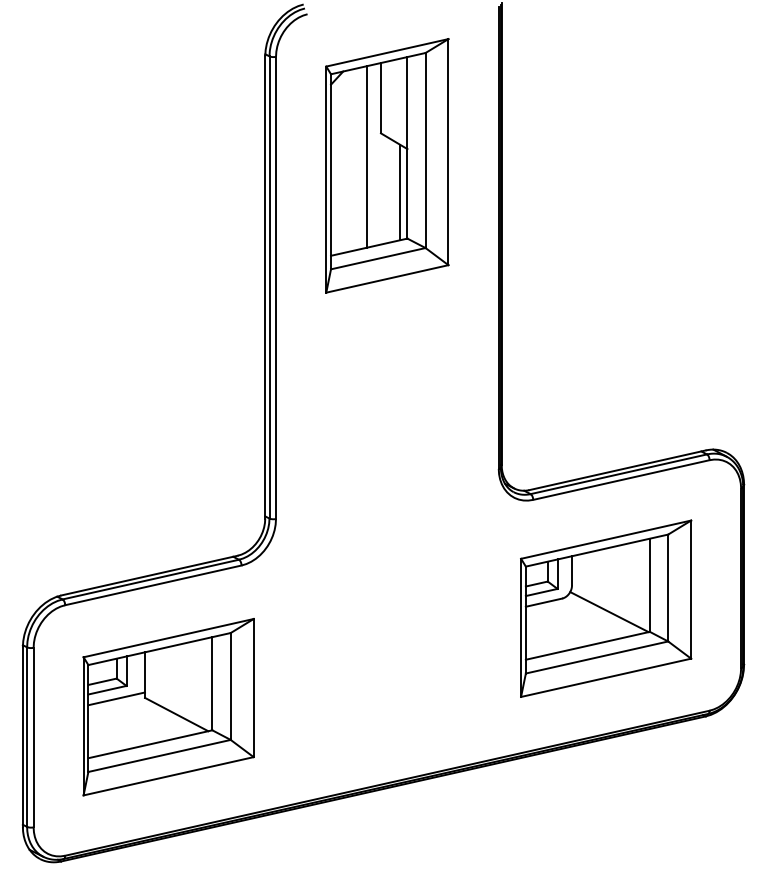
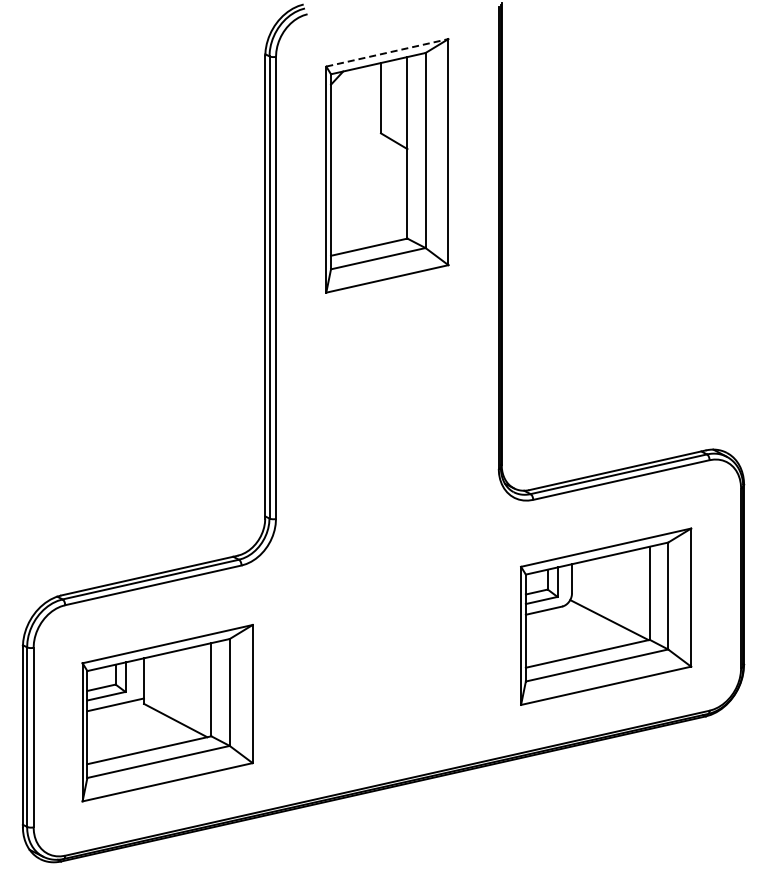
line: solid -> dashed (387, 52)
line: present -> none (366, 156)
line: present -> none (400, 192)
part position: (606, 608) -> (606, 616) (606, 616)
part position: (168, 707) -> (167, 713) (167, 713)
